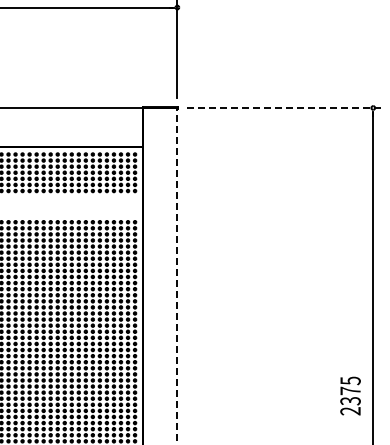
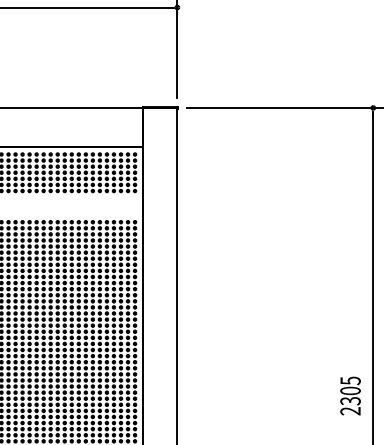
line: dashed -> solid (285, 107)
line: dashed -> solid (177, 275)
text: 2375 -> 2305 (350, 390)
